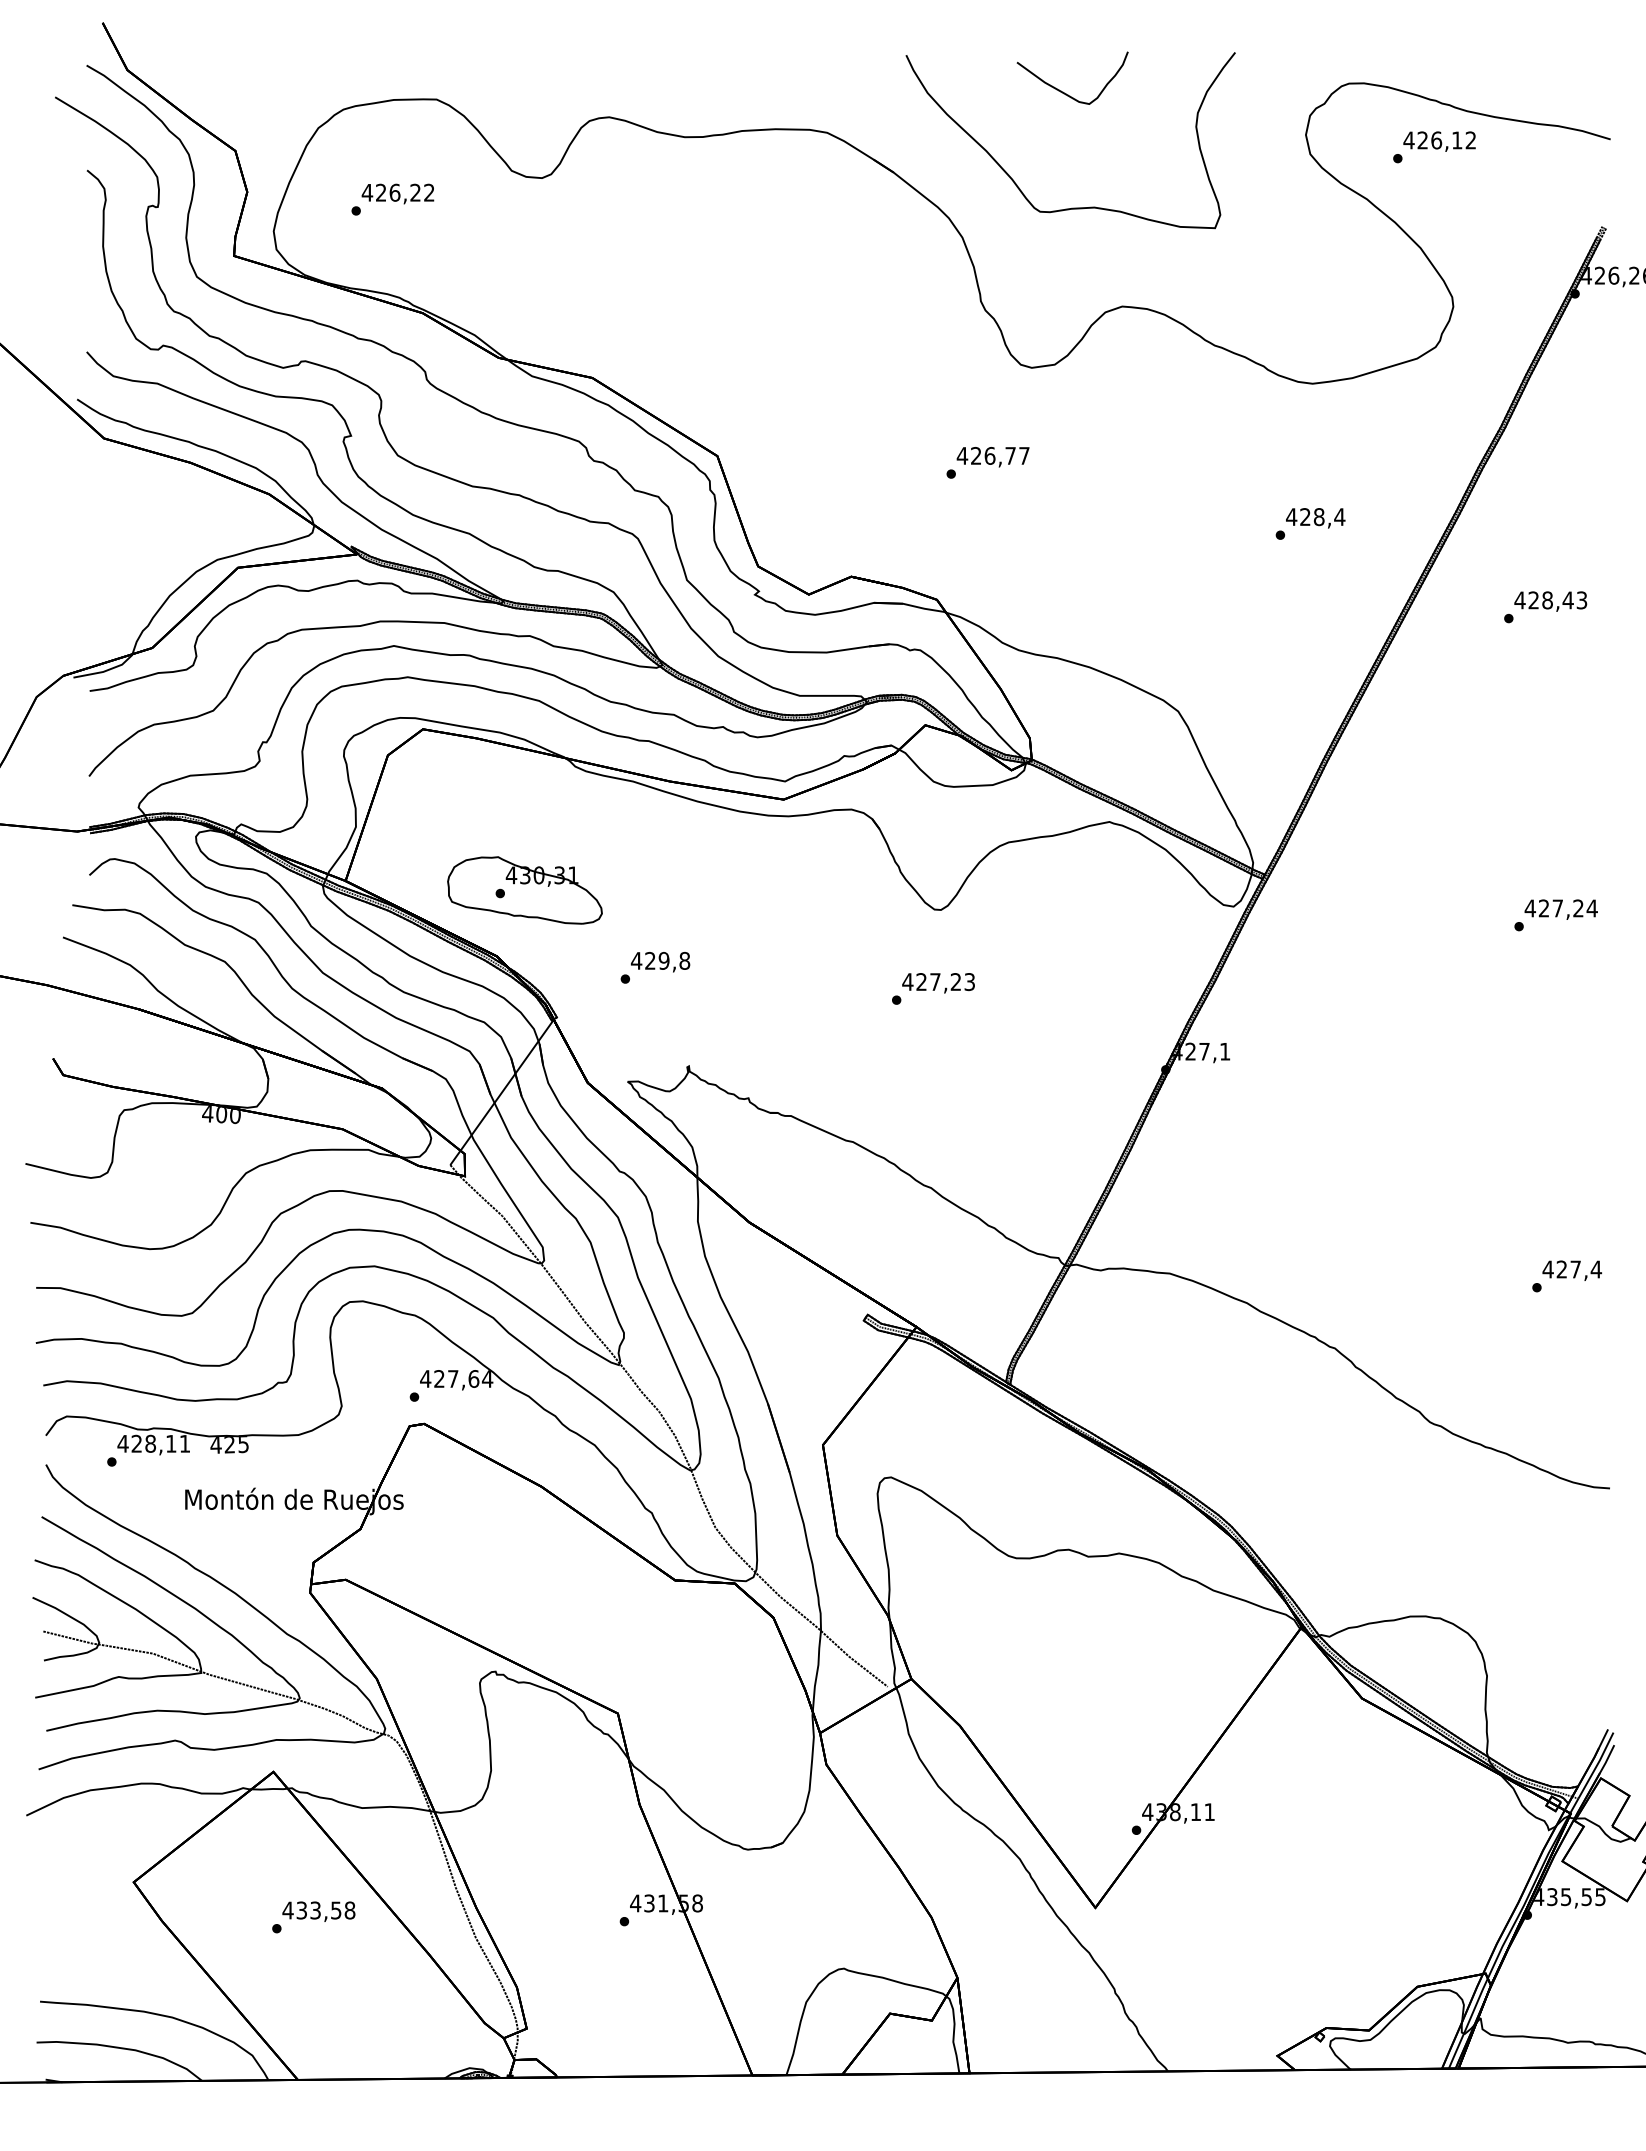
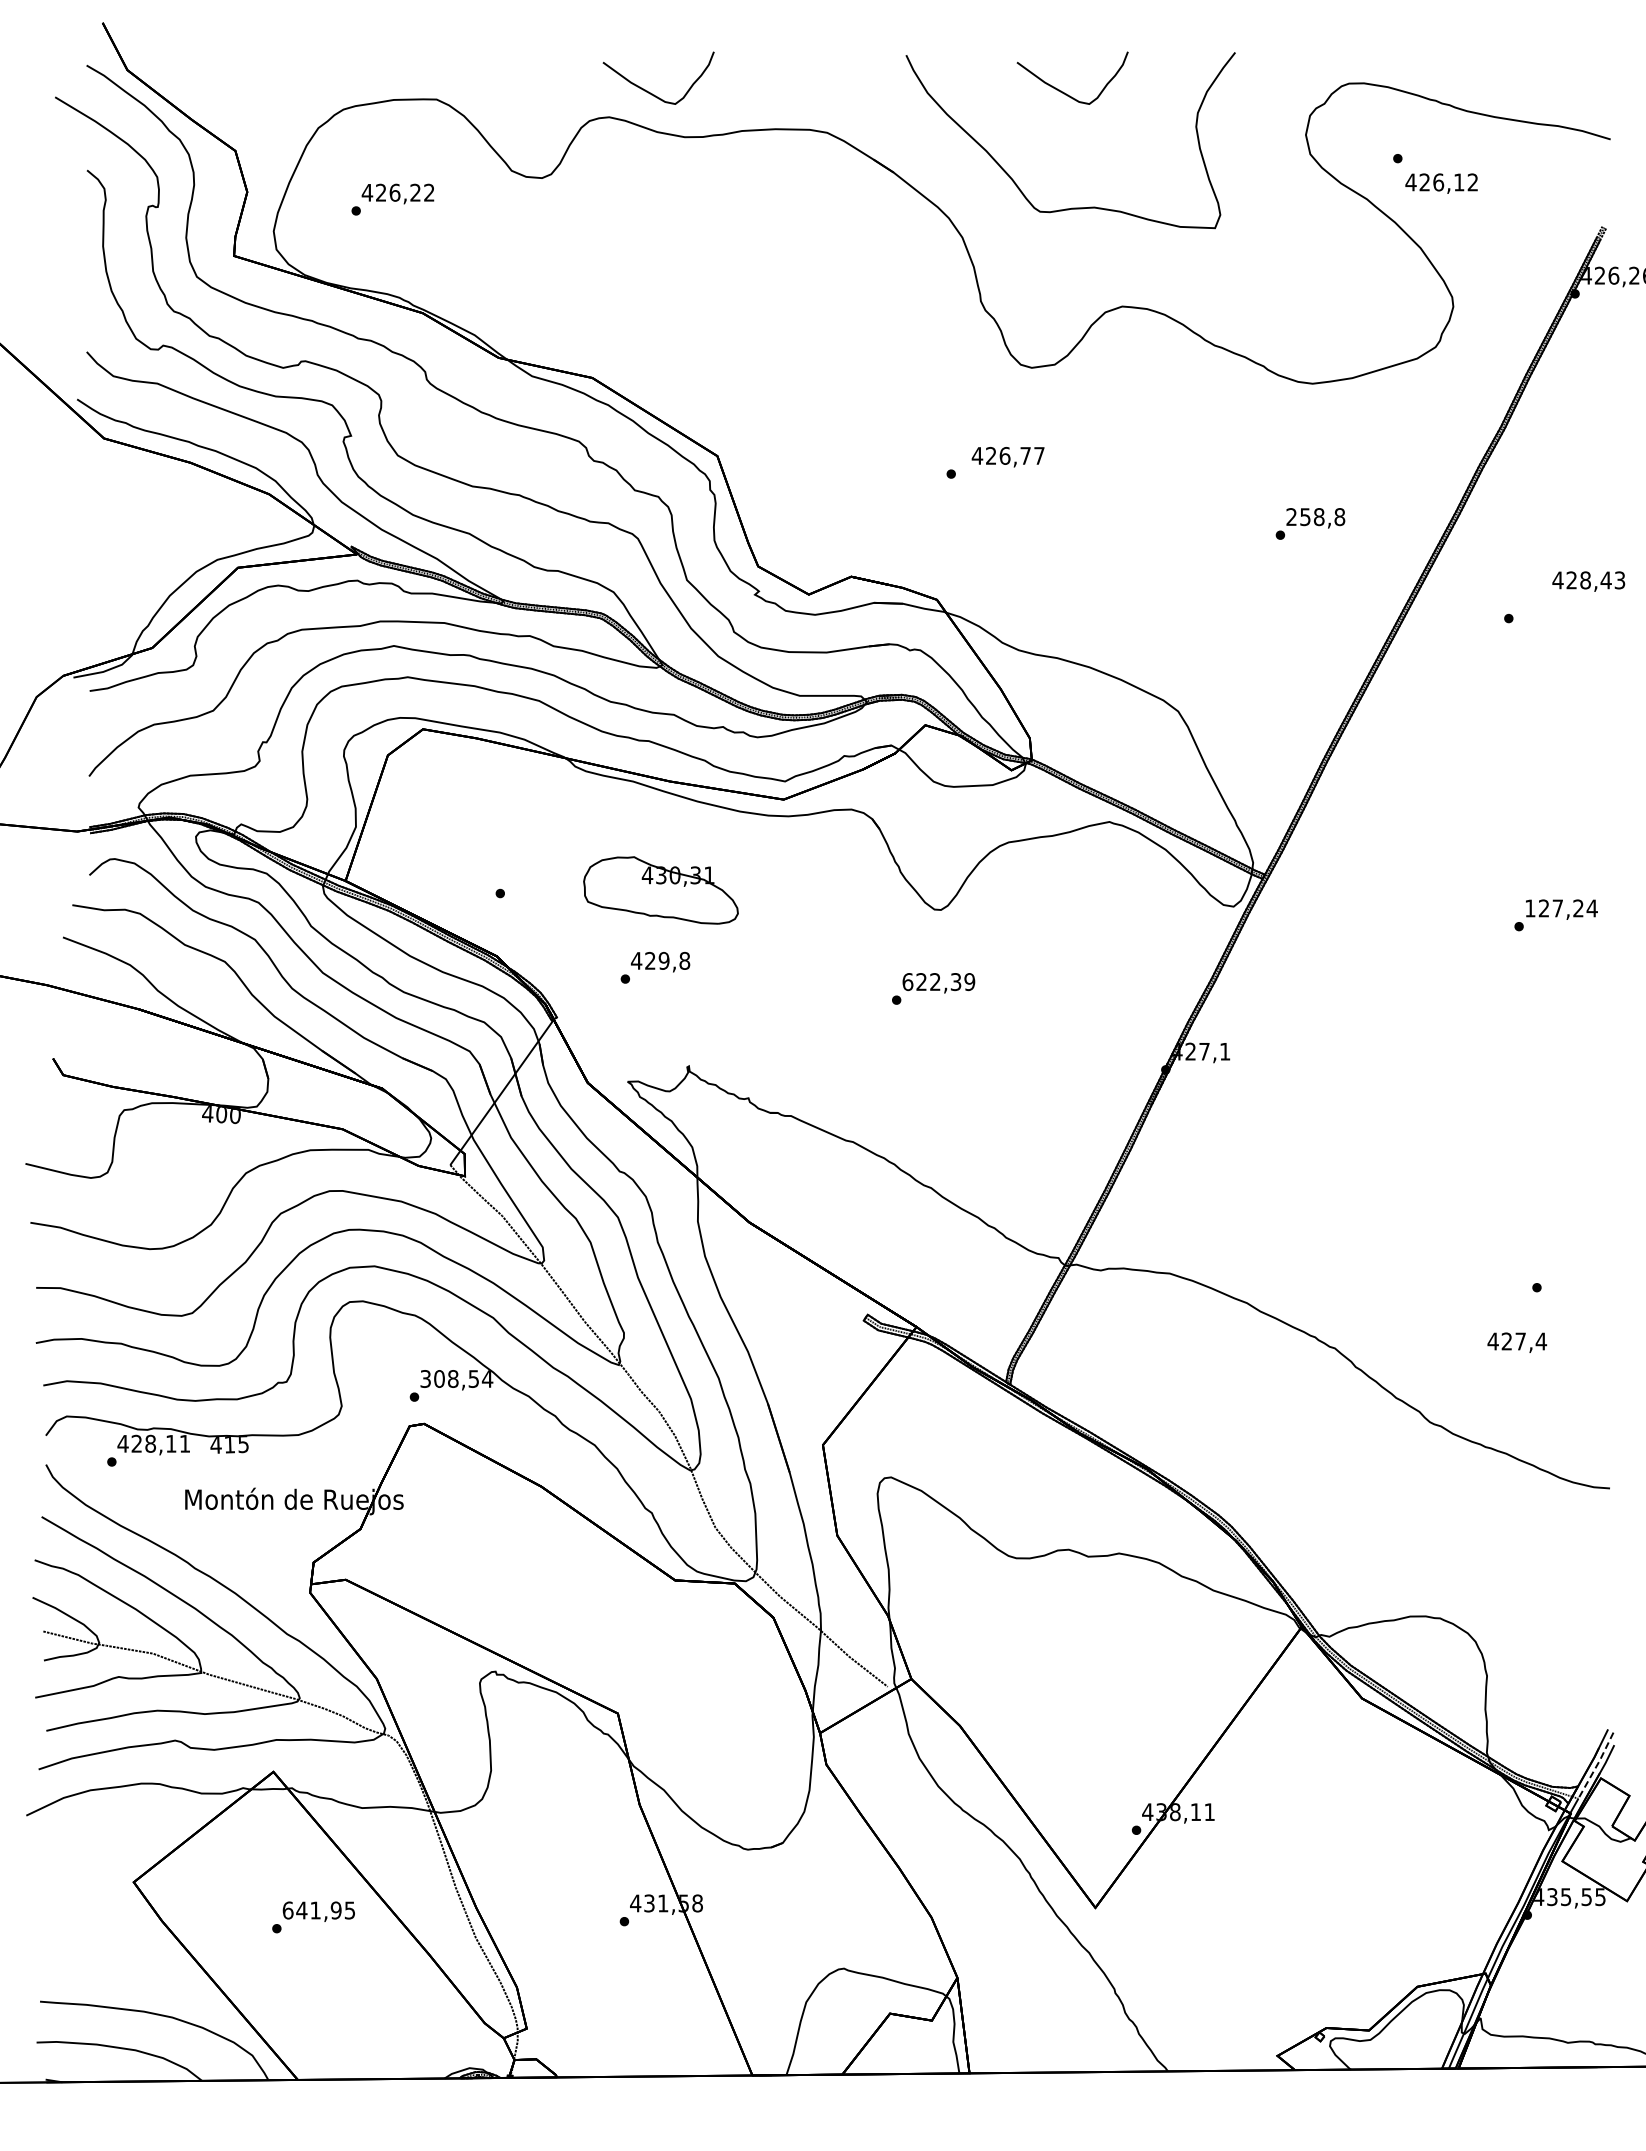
curve: none -> present (649, 91)
text position: (1439, 141) -> (1441, 183) (1441, 183)
text position: (992, 457) -> (1007, 457) (1007, 457)
text: 428,4 -> 258,8 (1315, 517)
text position: (1550, 601) -> (1588, 581) (1588, 581)
part position: (524, 890) -> (660, 890) (660, 890)
text: 427,24 -> 127,24 (1529, 908)
text: 427,23 -> 622,39 (938, 982)
text position: (1571, 1270) -> (1516, 1342) (1516, 1342)
text: 427,64 -> 308,54 (449, 1378)
text: 425 -> 415 (229, 1445)
line: solid -> dashed (1596, 1766)
text: 433,58 -> 641,95 (318, 1910)
